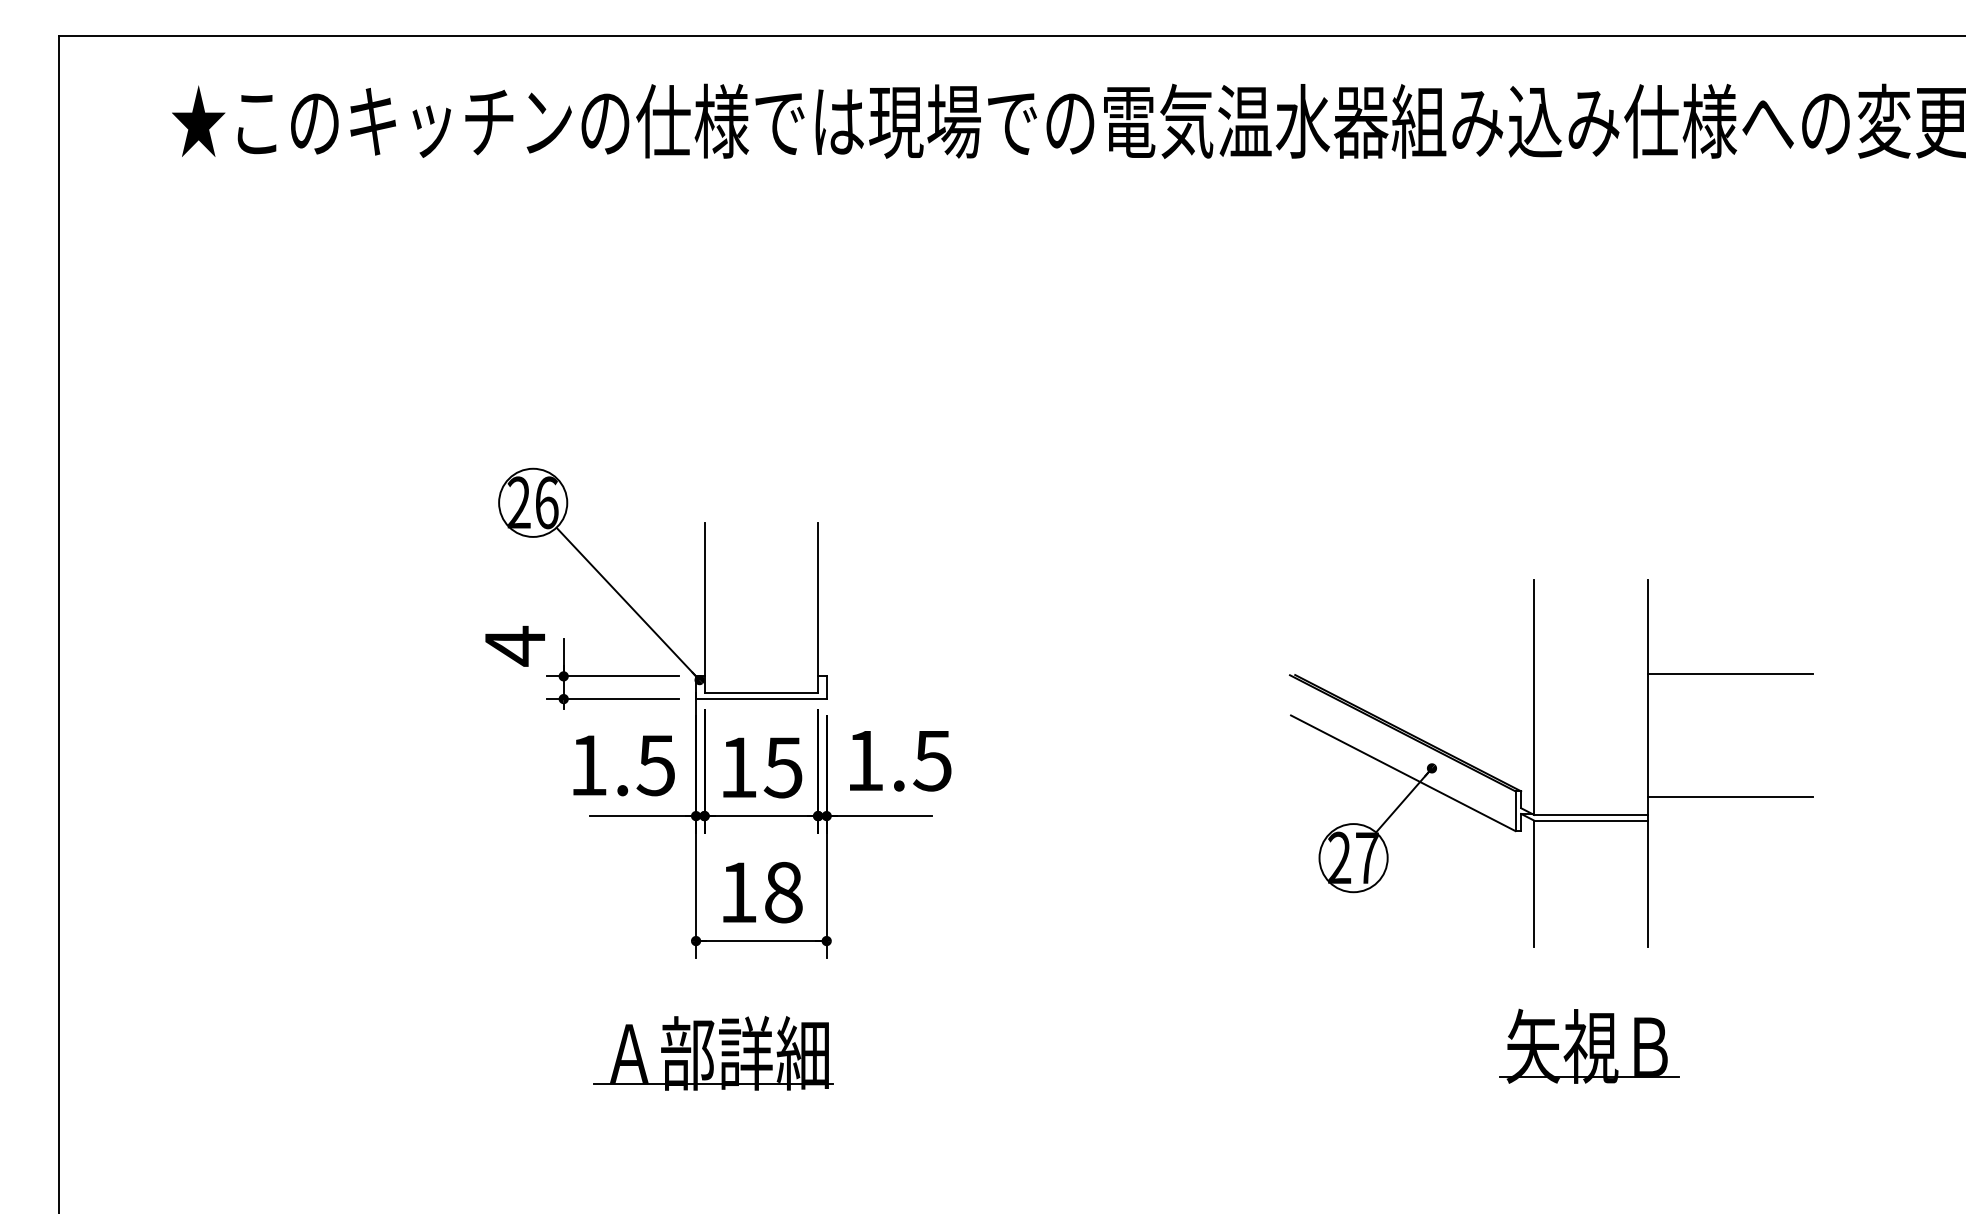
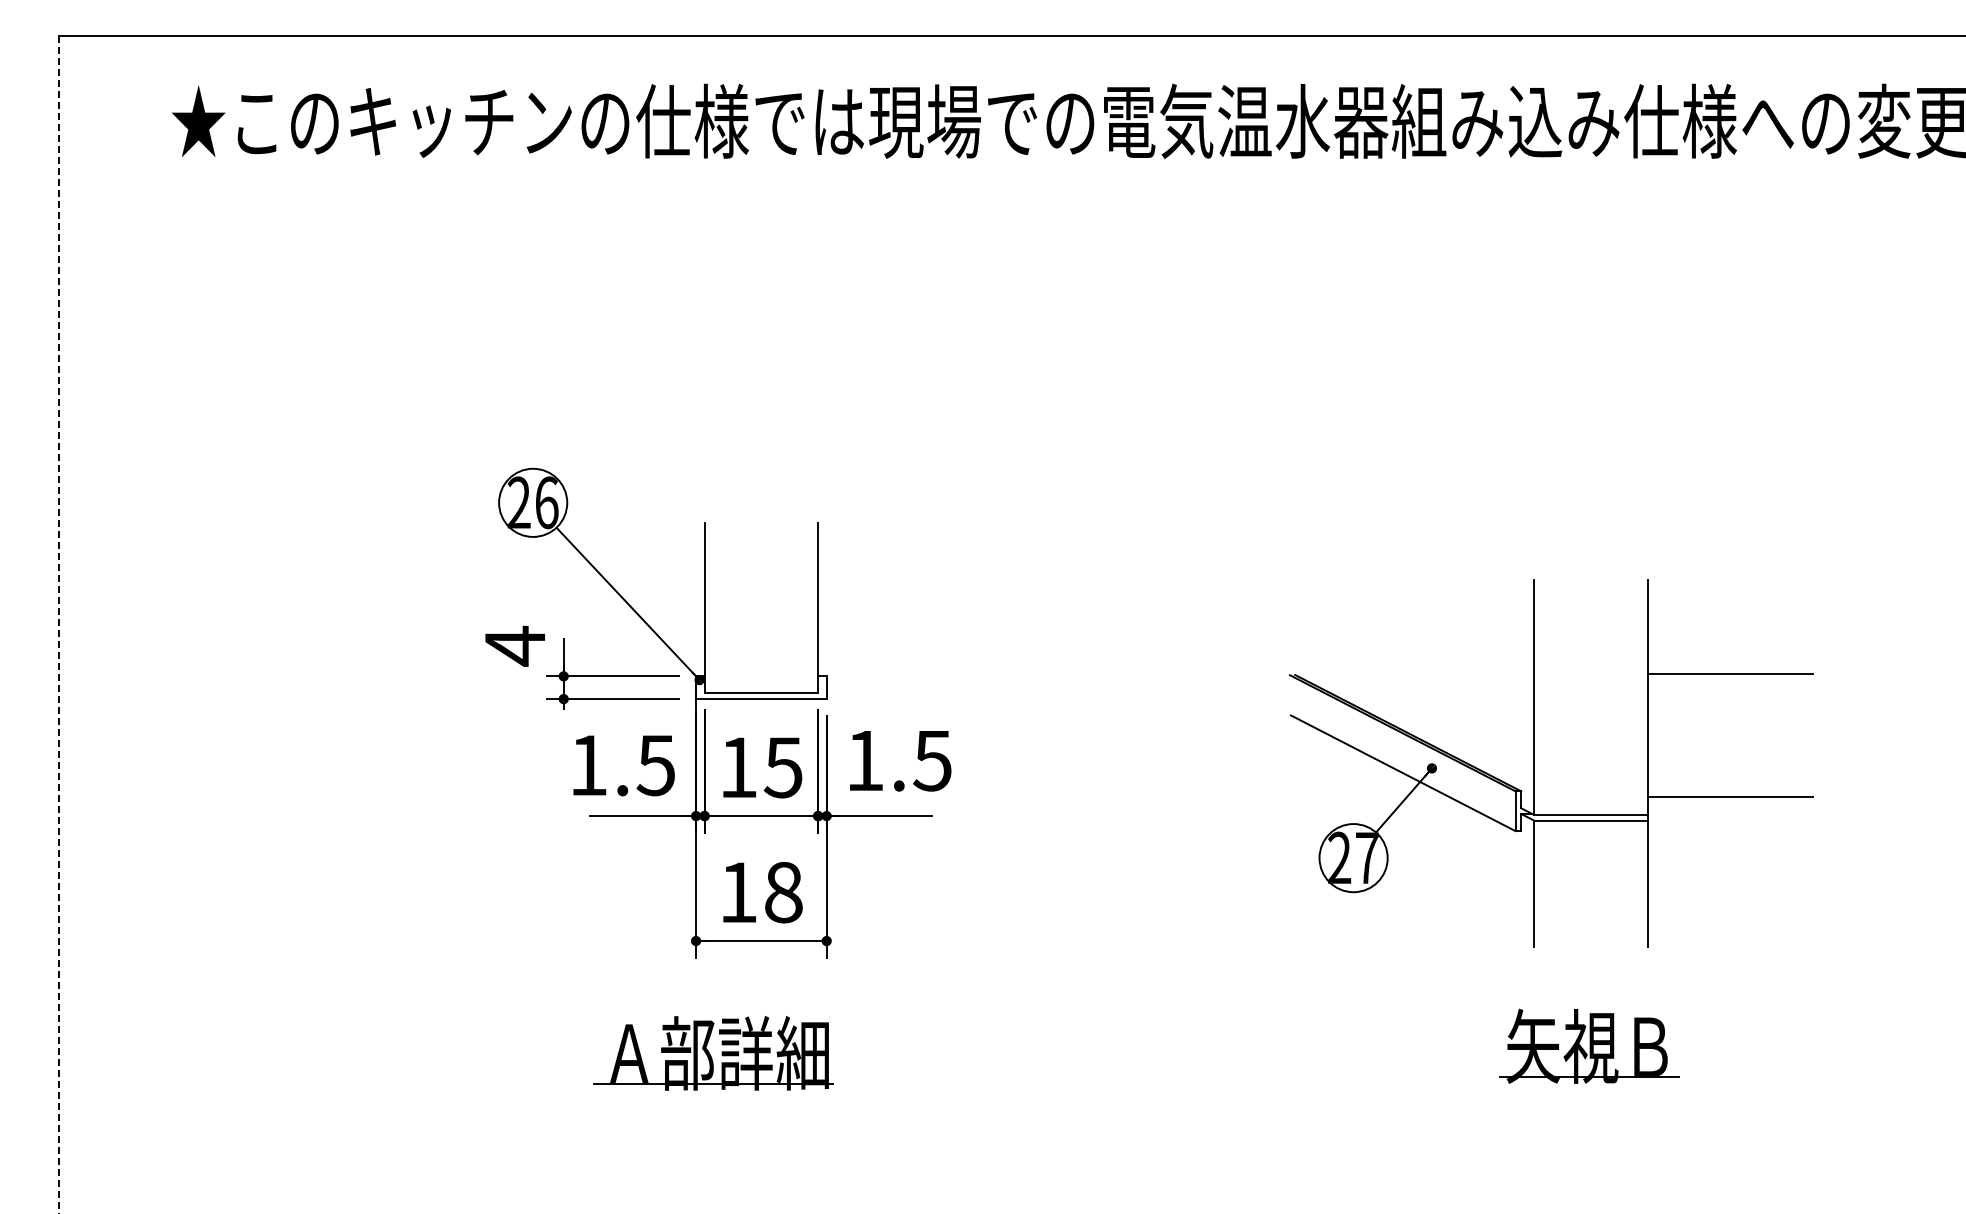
line: solid -> dashed (58, 625)
